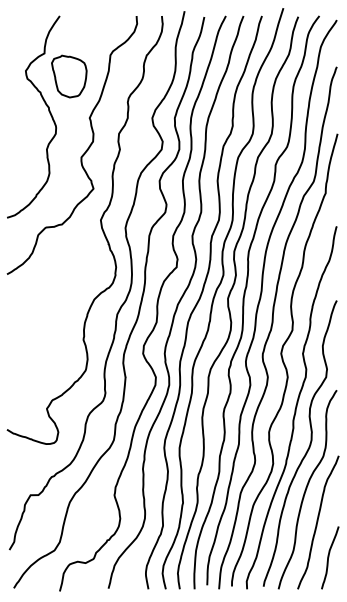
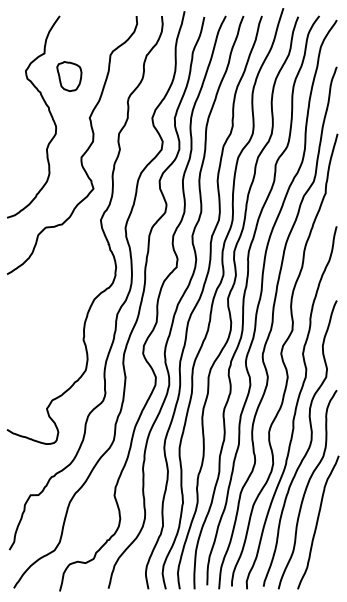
part size: 37x45 px -> 27x31 px (69, 76)
curve: present -> none (329, 557)
